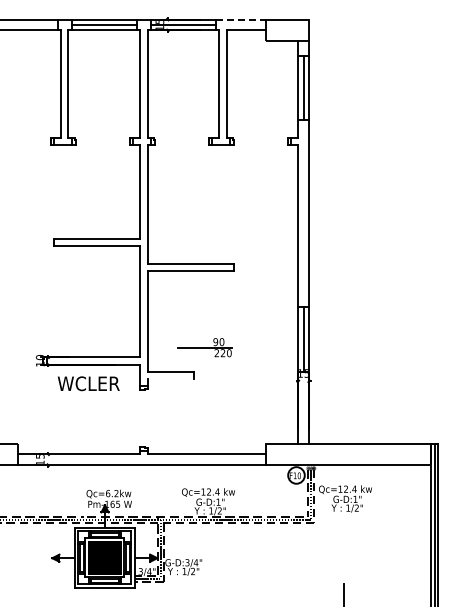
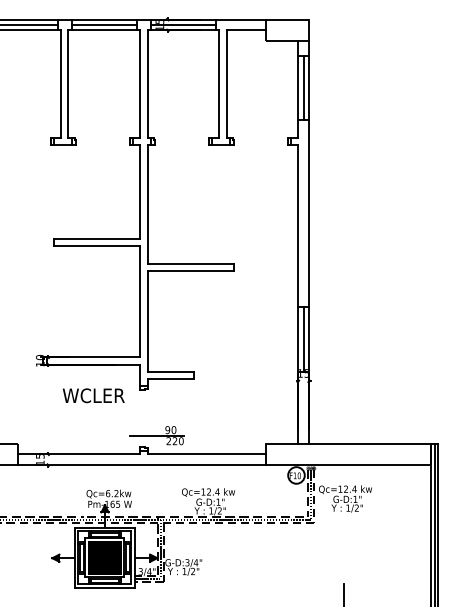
line: dashed -> solid (241, 19)
line: none -> present (29, 25)
part position: (204, 347) -> (156, 435) (156, 435)
line: none -> present (170, 378)
text position: (88, 383) -> (93, 395) (93, 395)
